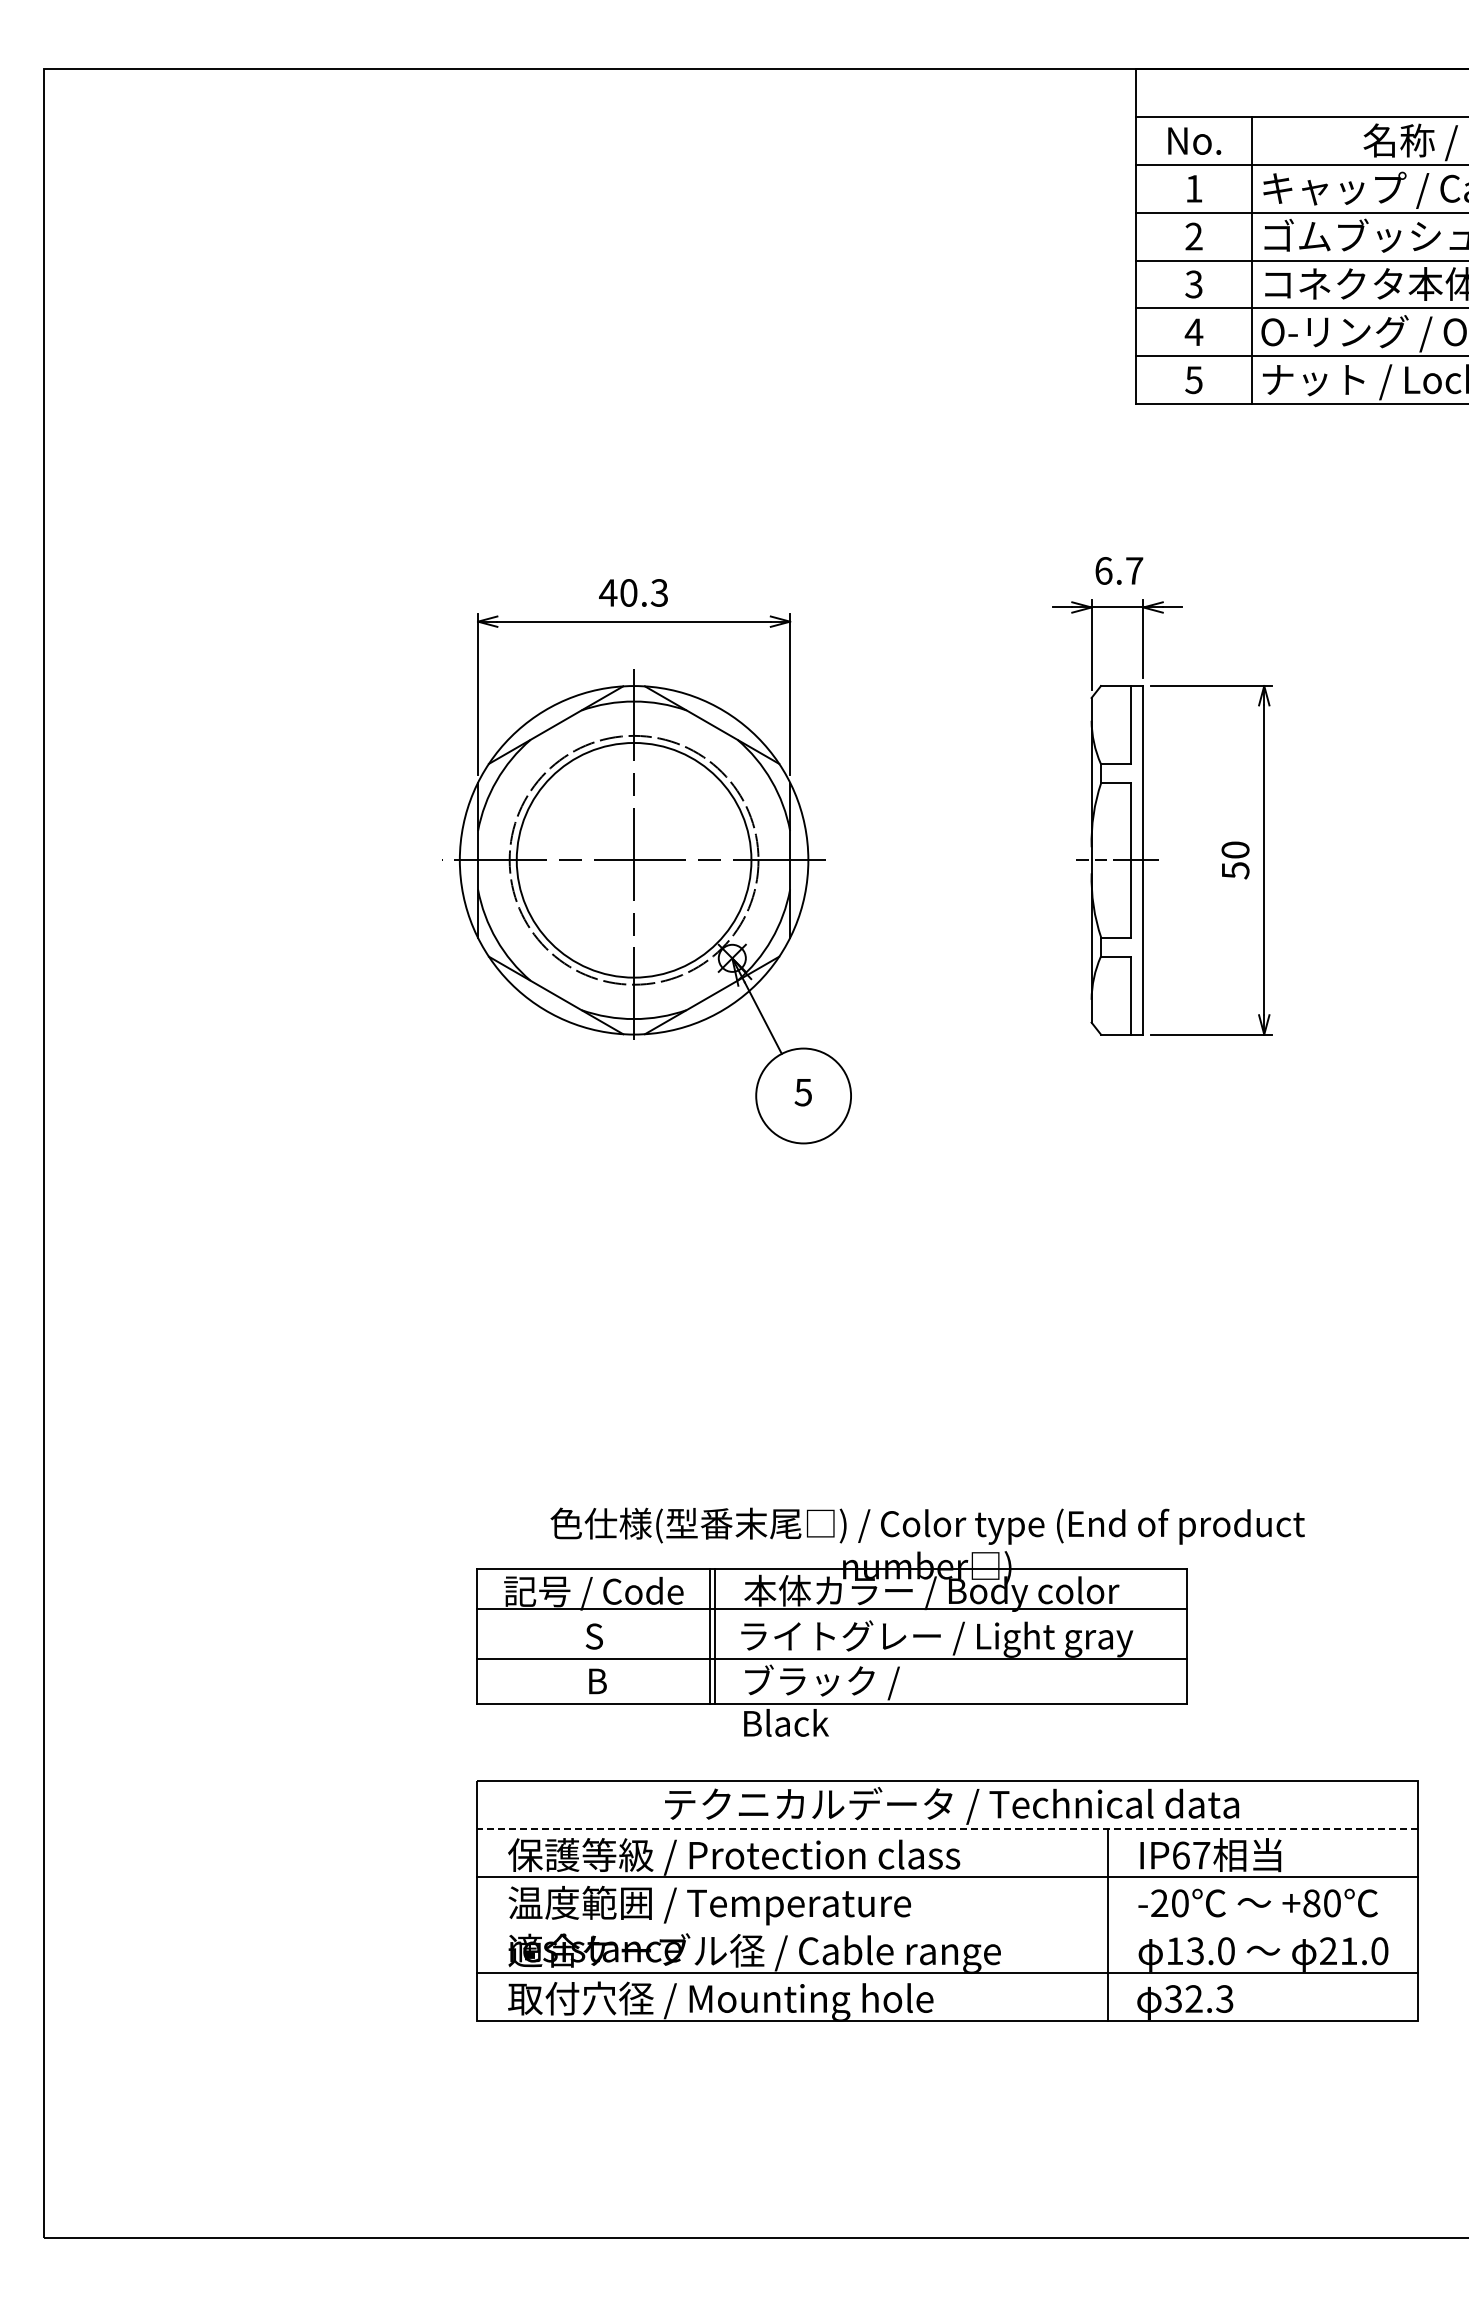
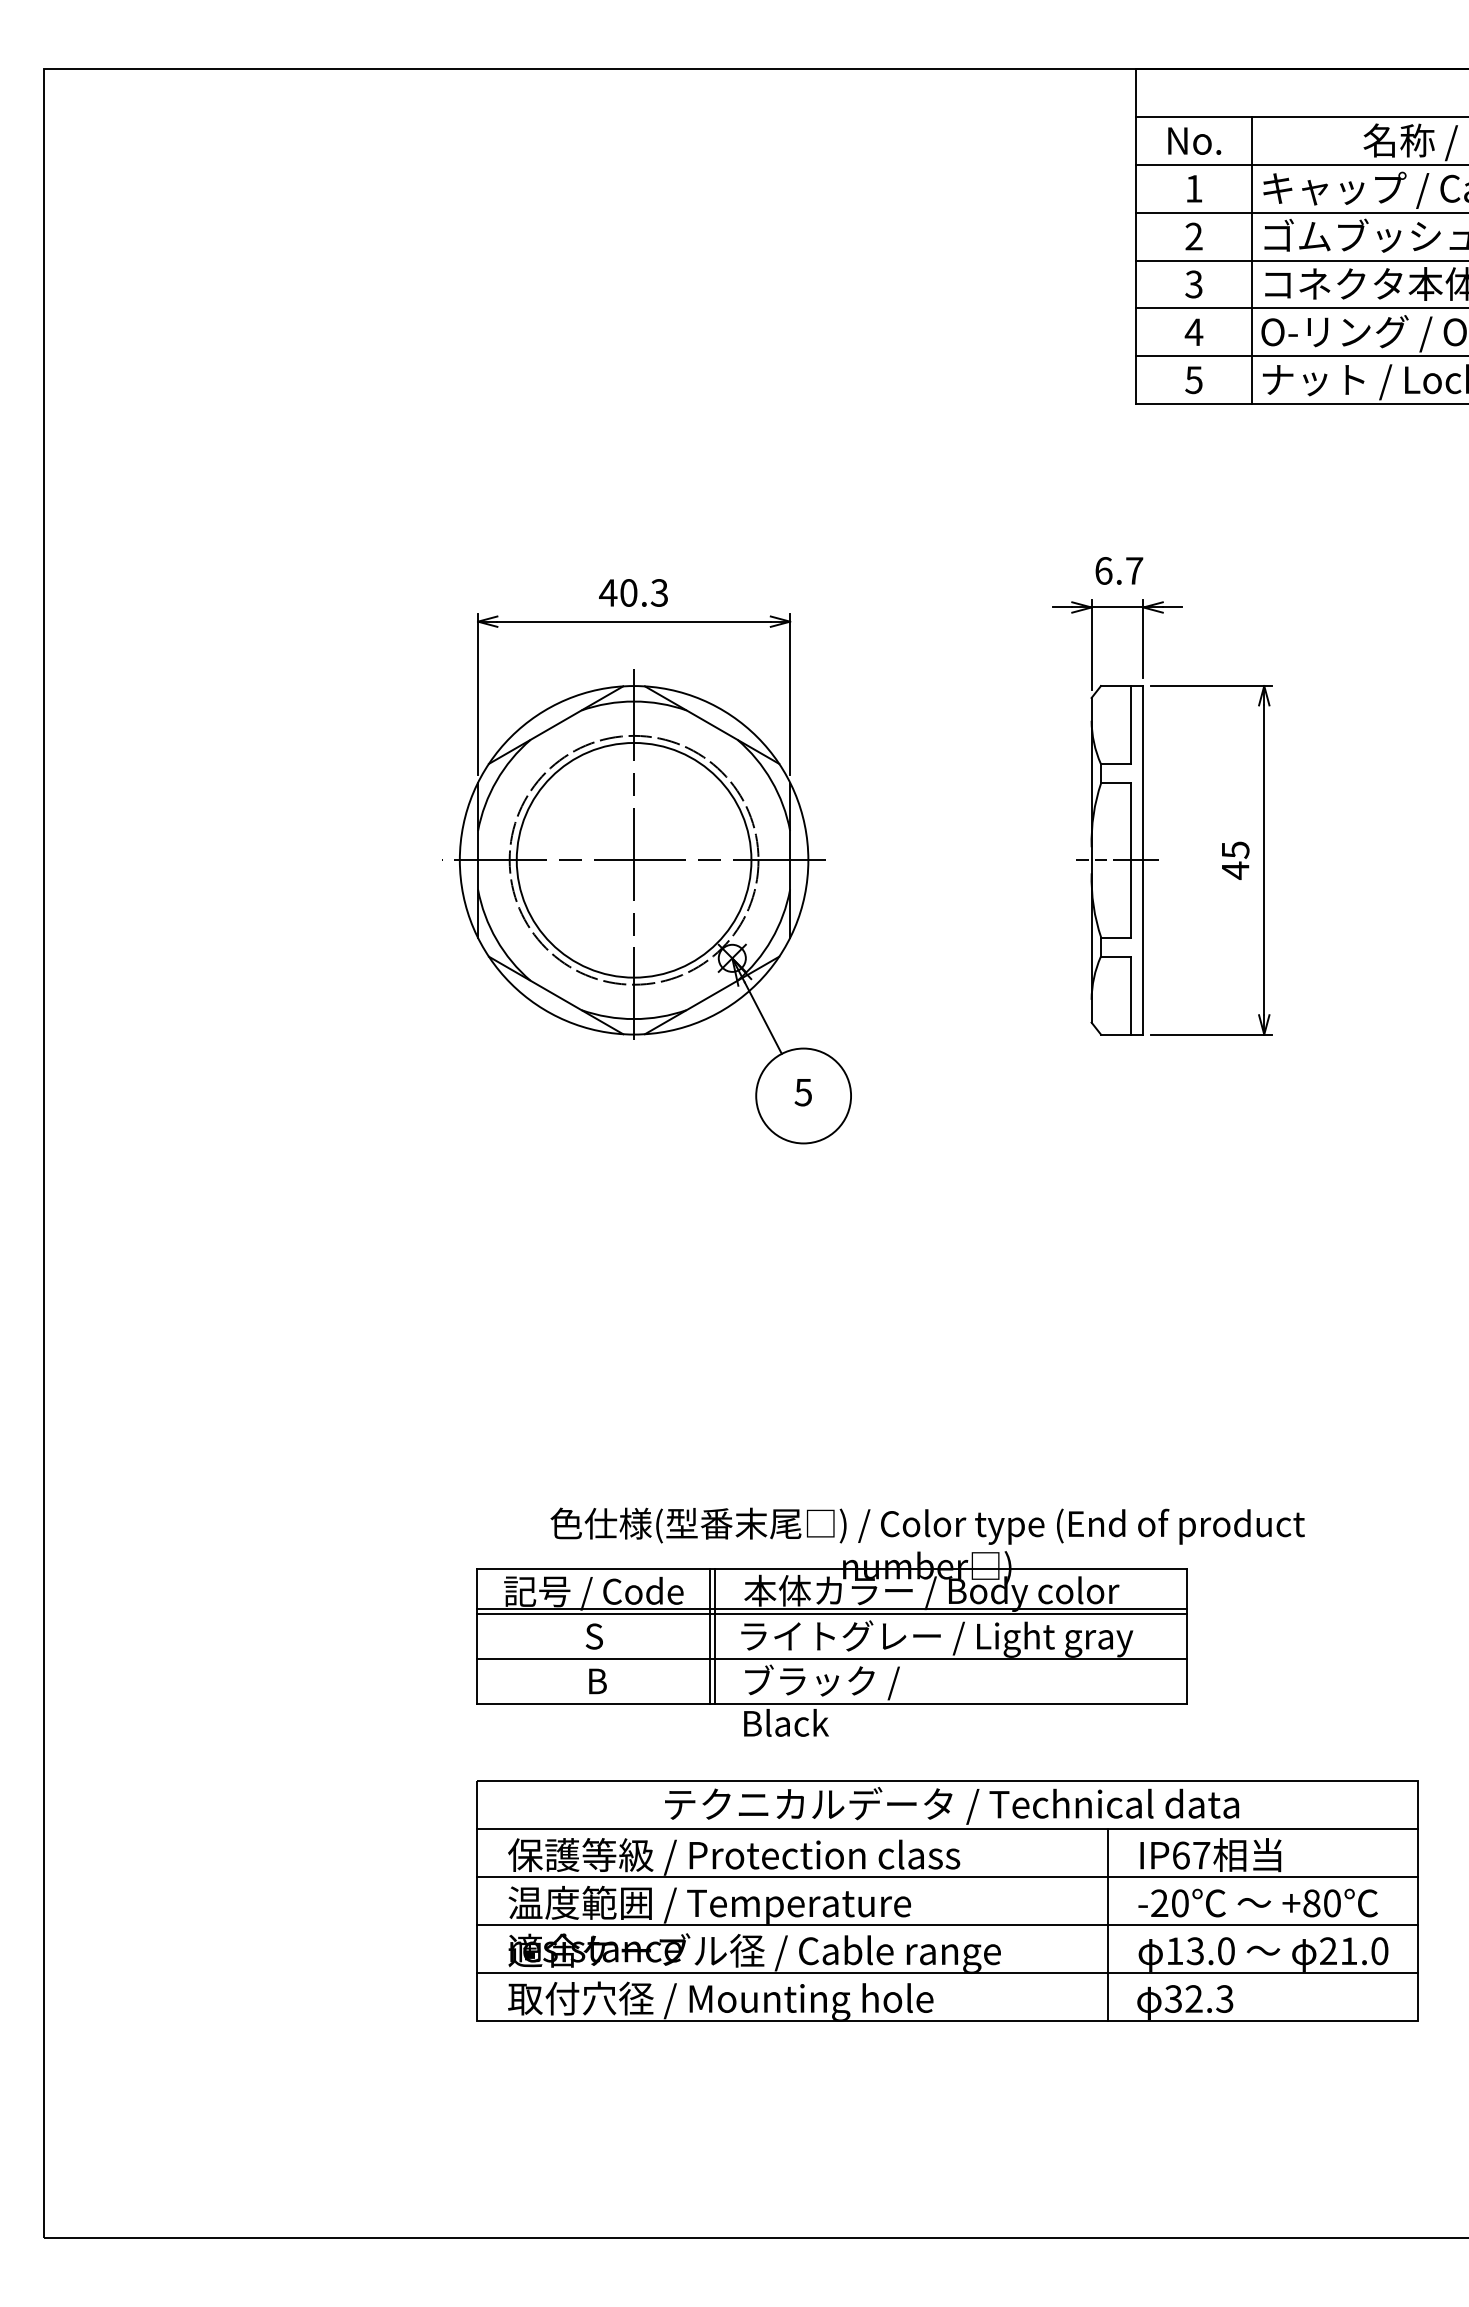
text: 50 -> 45 (1235, 860)
line: none -> present (831, 1614)
line: dashed -> solid (947, 1829)
line: none -> present (946, 1925)
